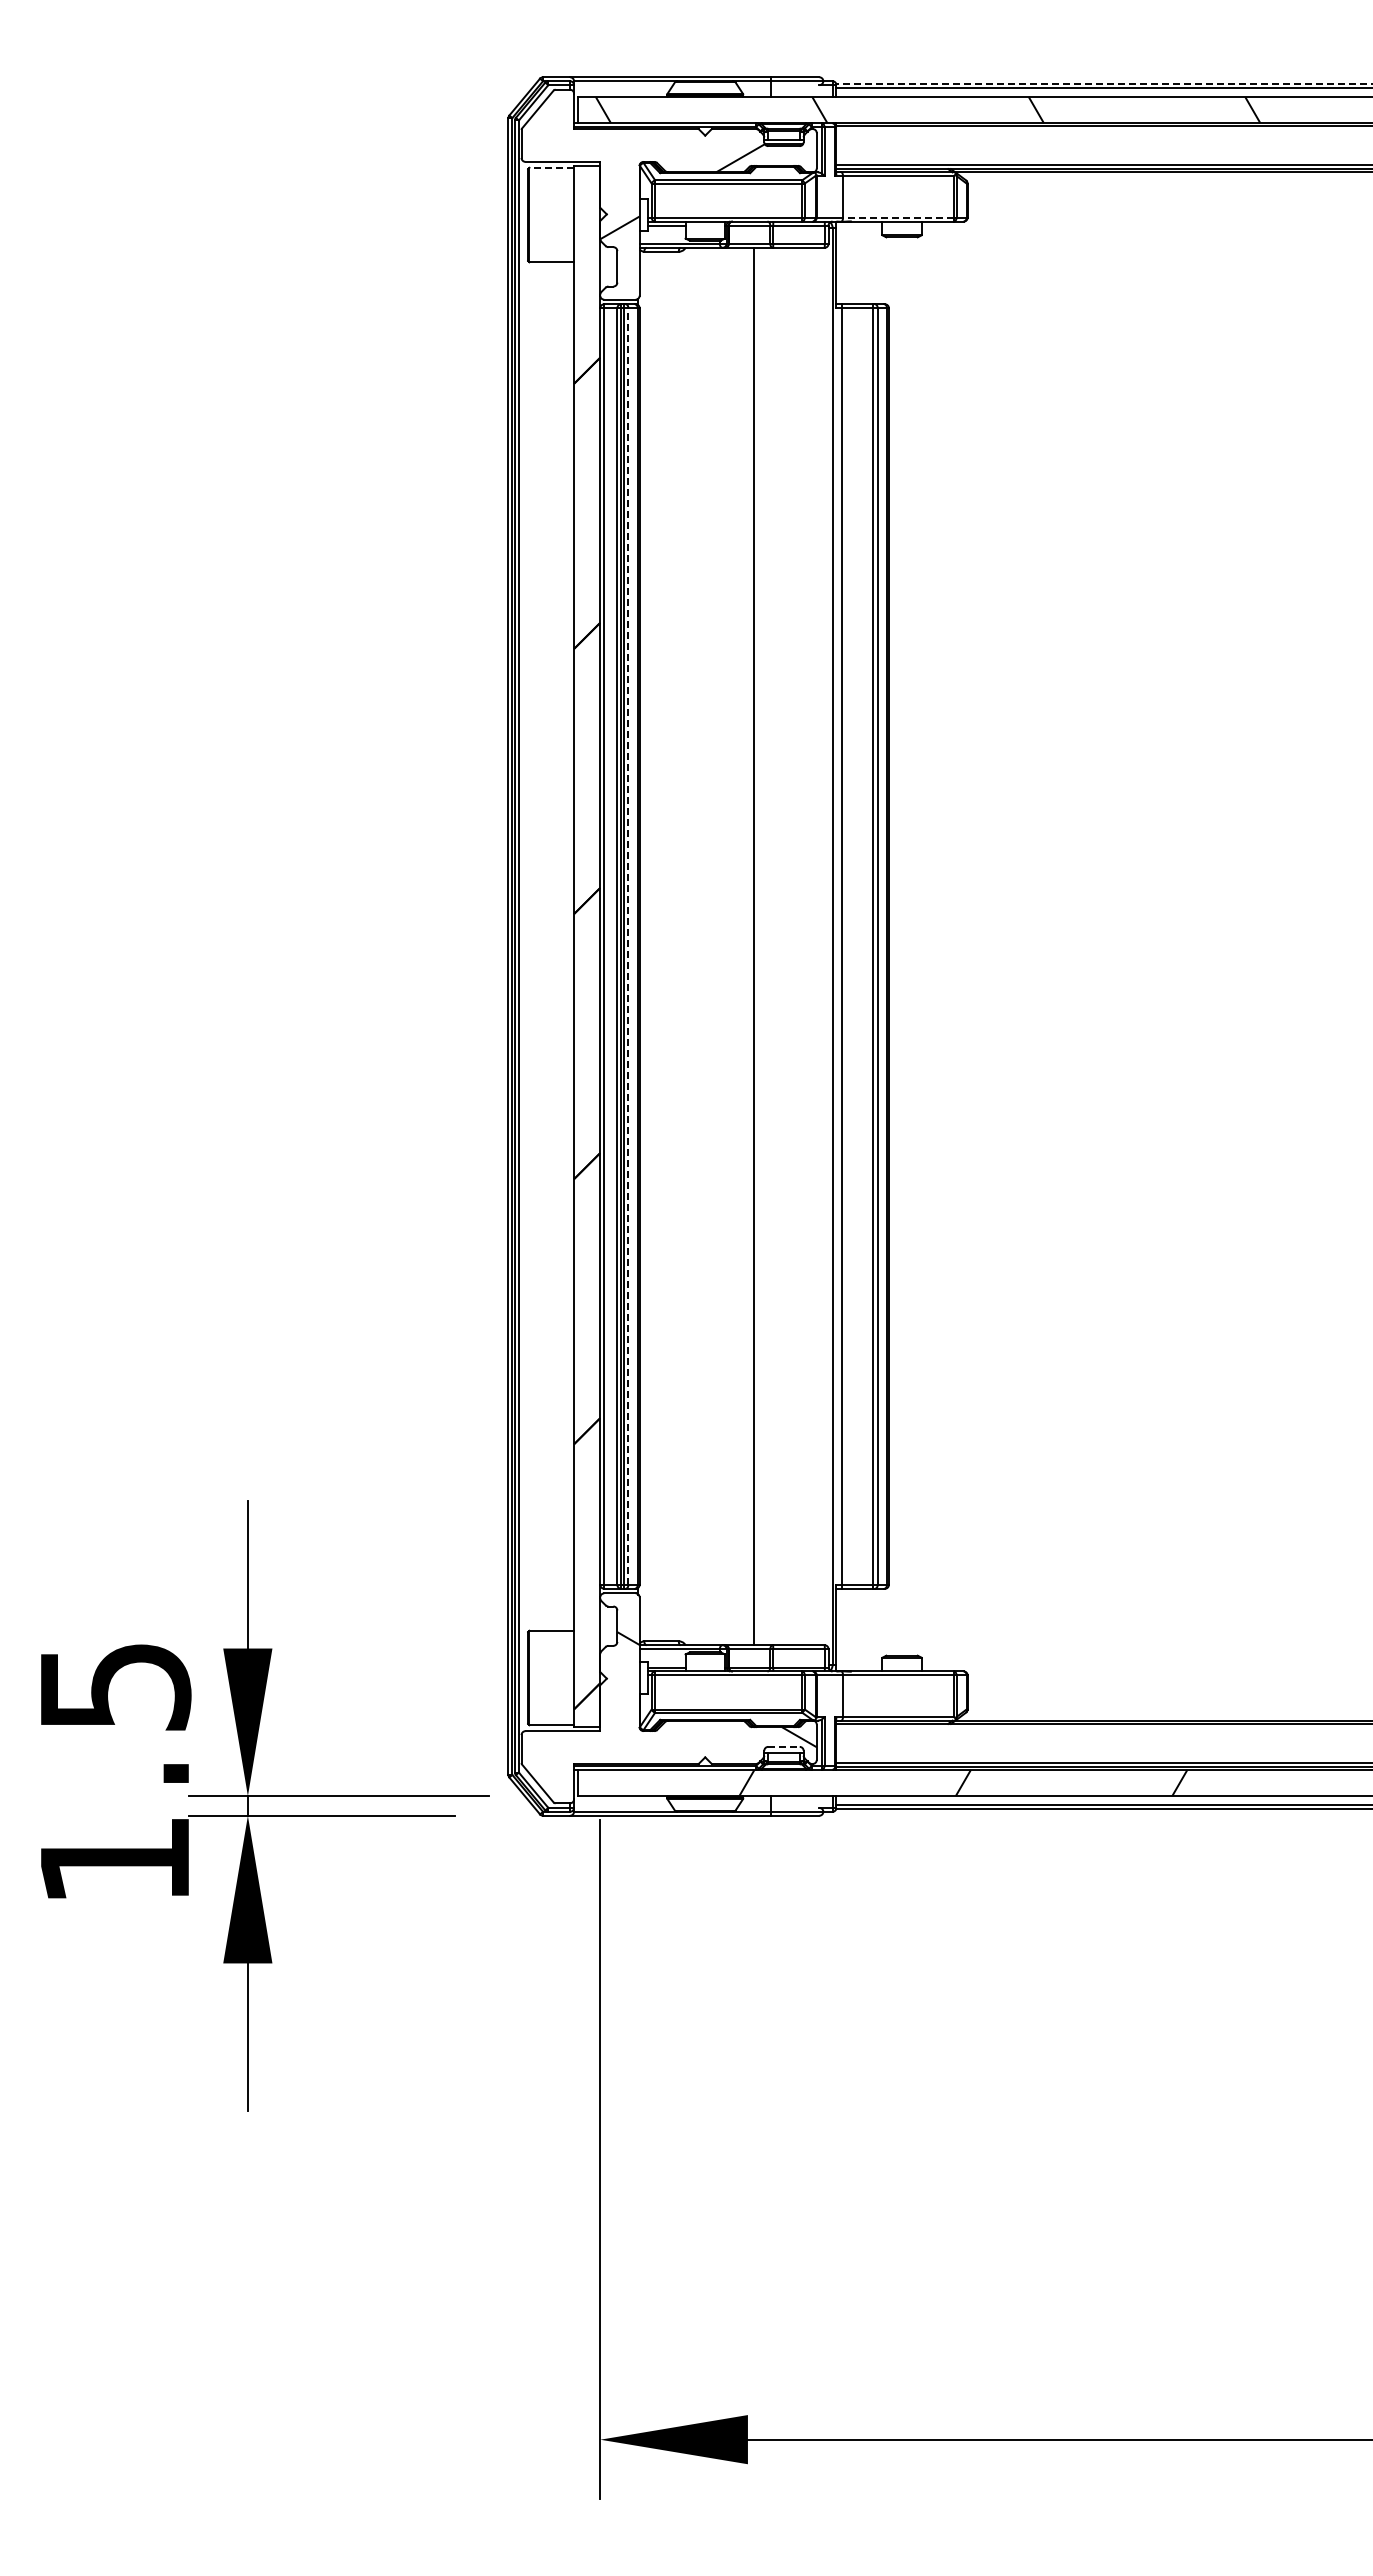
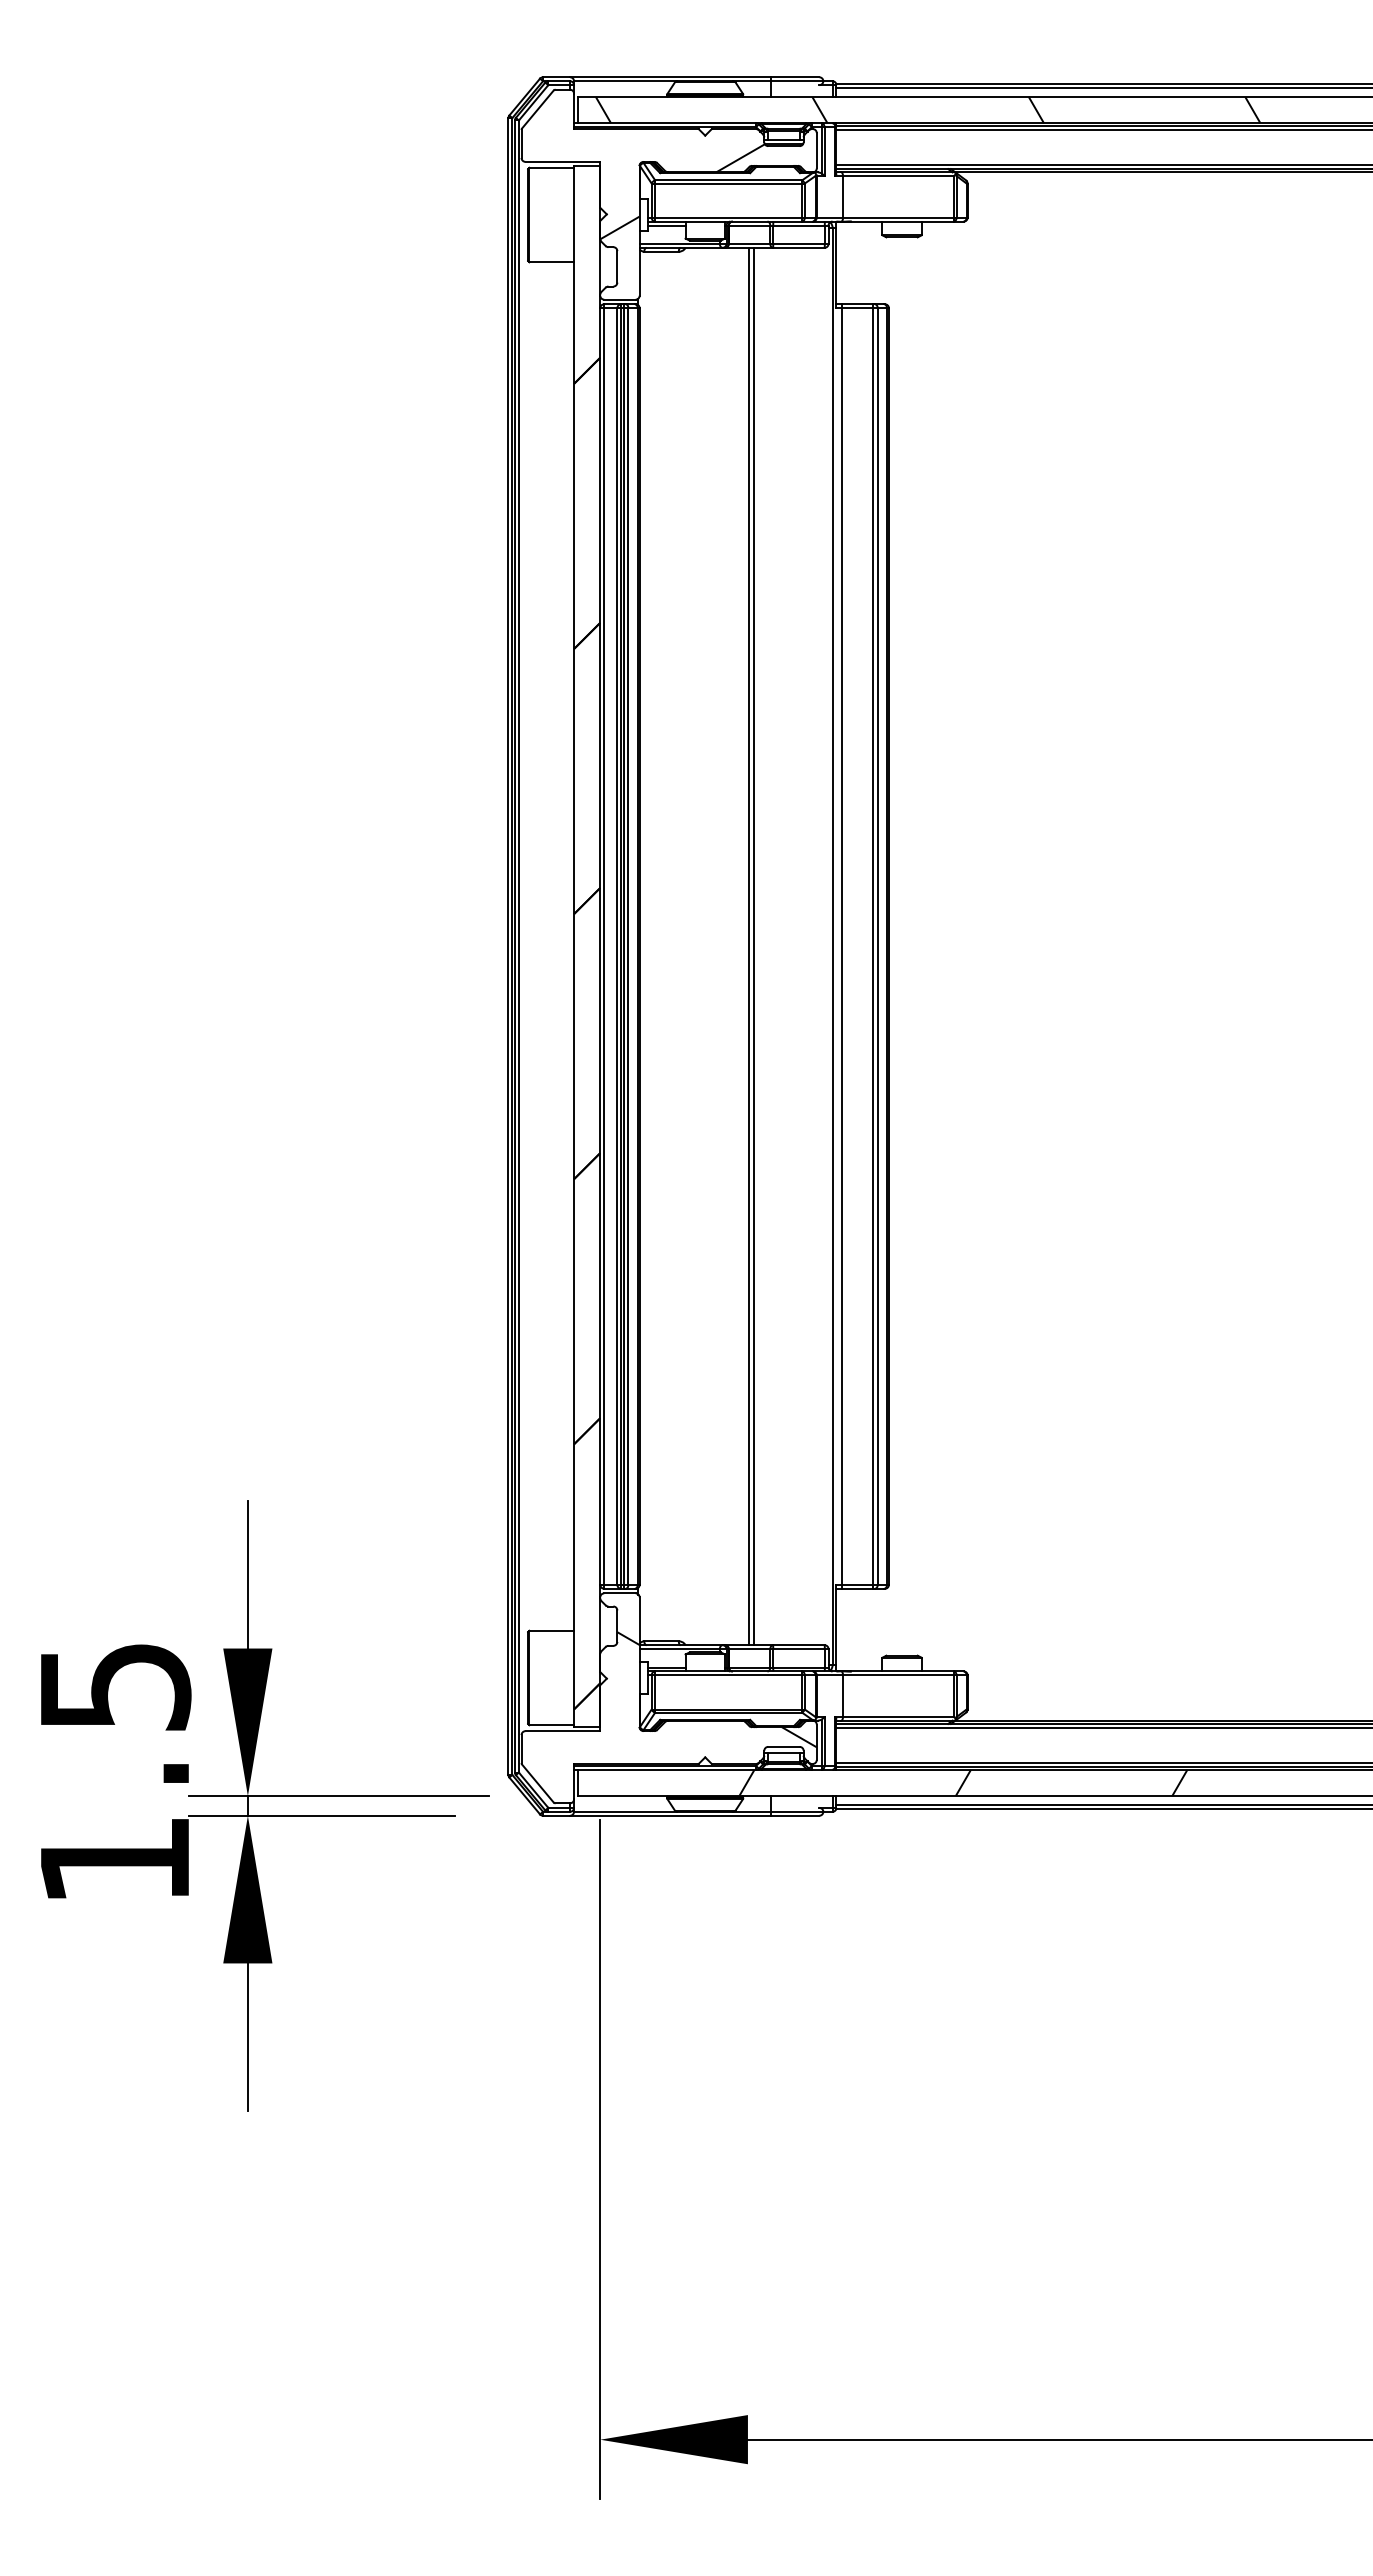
line: dashed -> solid (1104, 83)
line: none -> present (1102, 129)
line: dashed -> solid (551, 167)
line: dashed -> solid (897, 217)
line: dashed -> solid (628, 946)
line: none -> present (748, 946)
line: none -> present (1102, 1727)
line: dashed -> solid (783, 1746)
